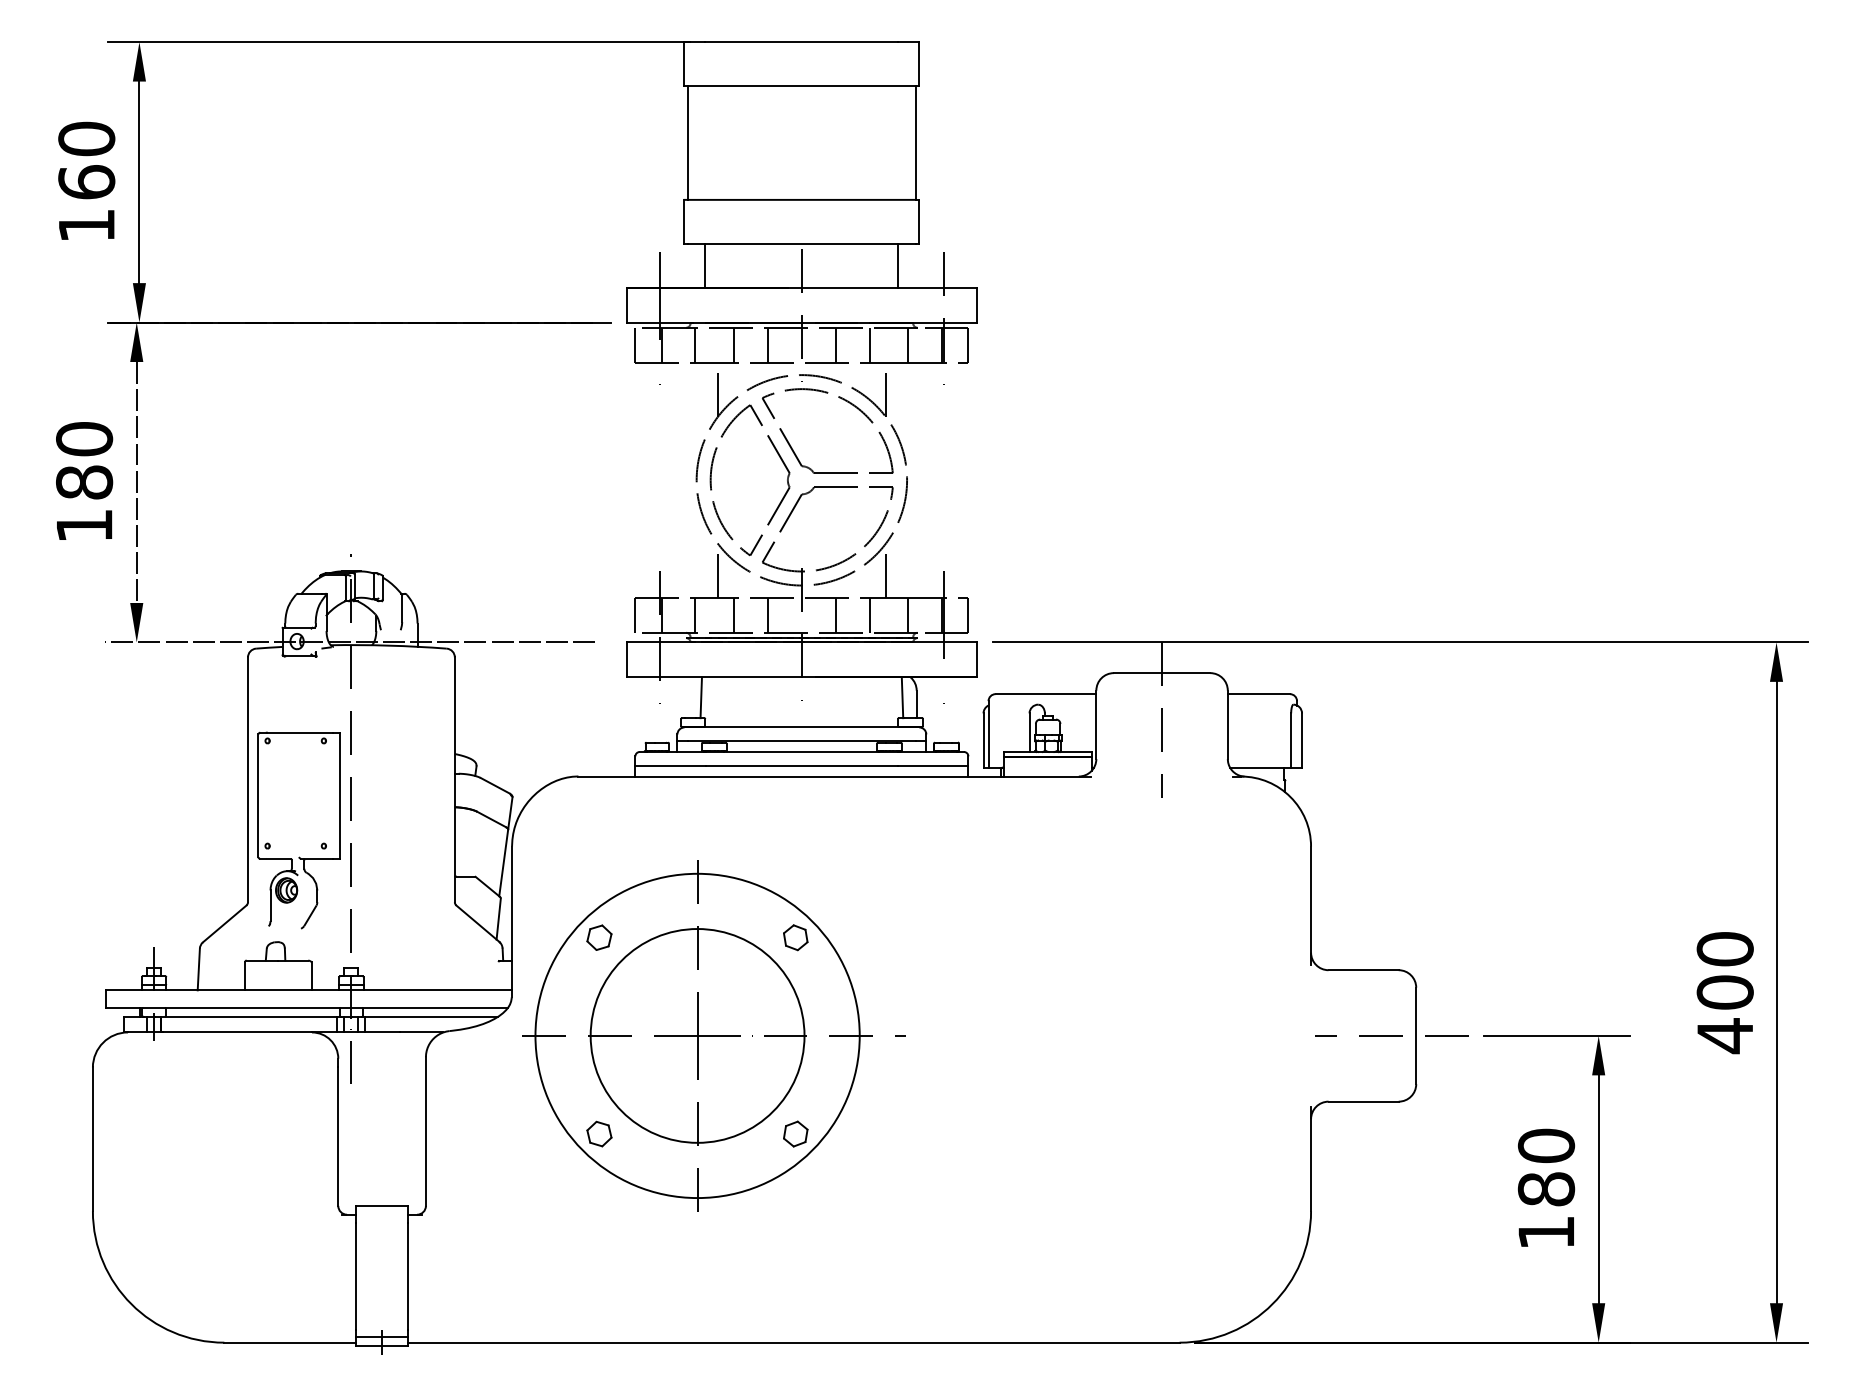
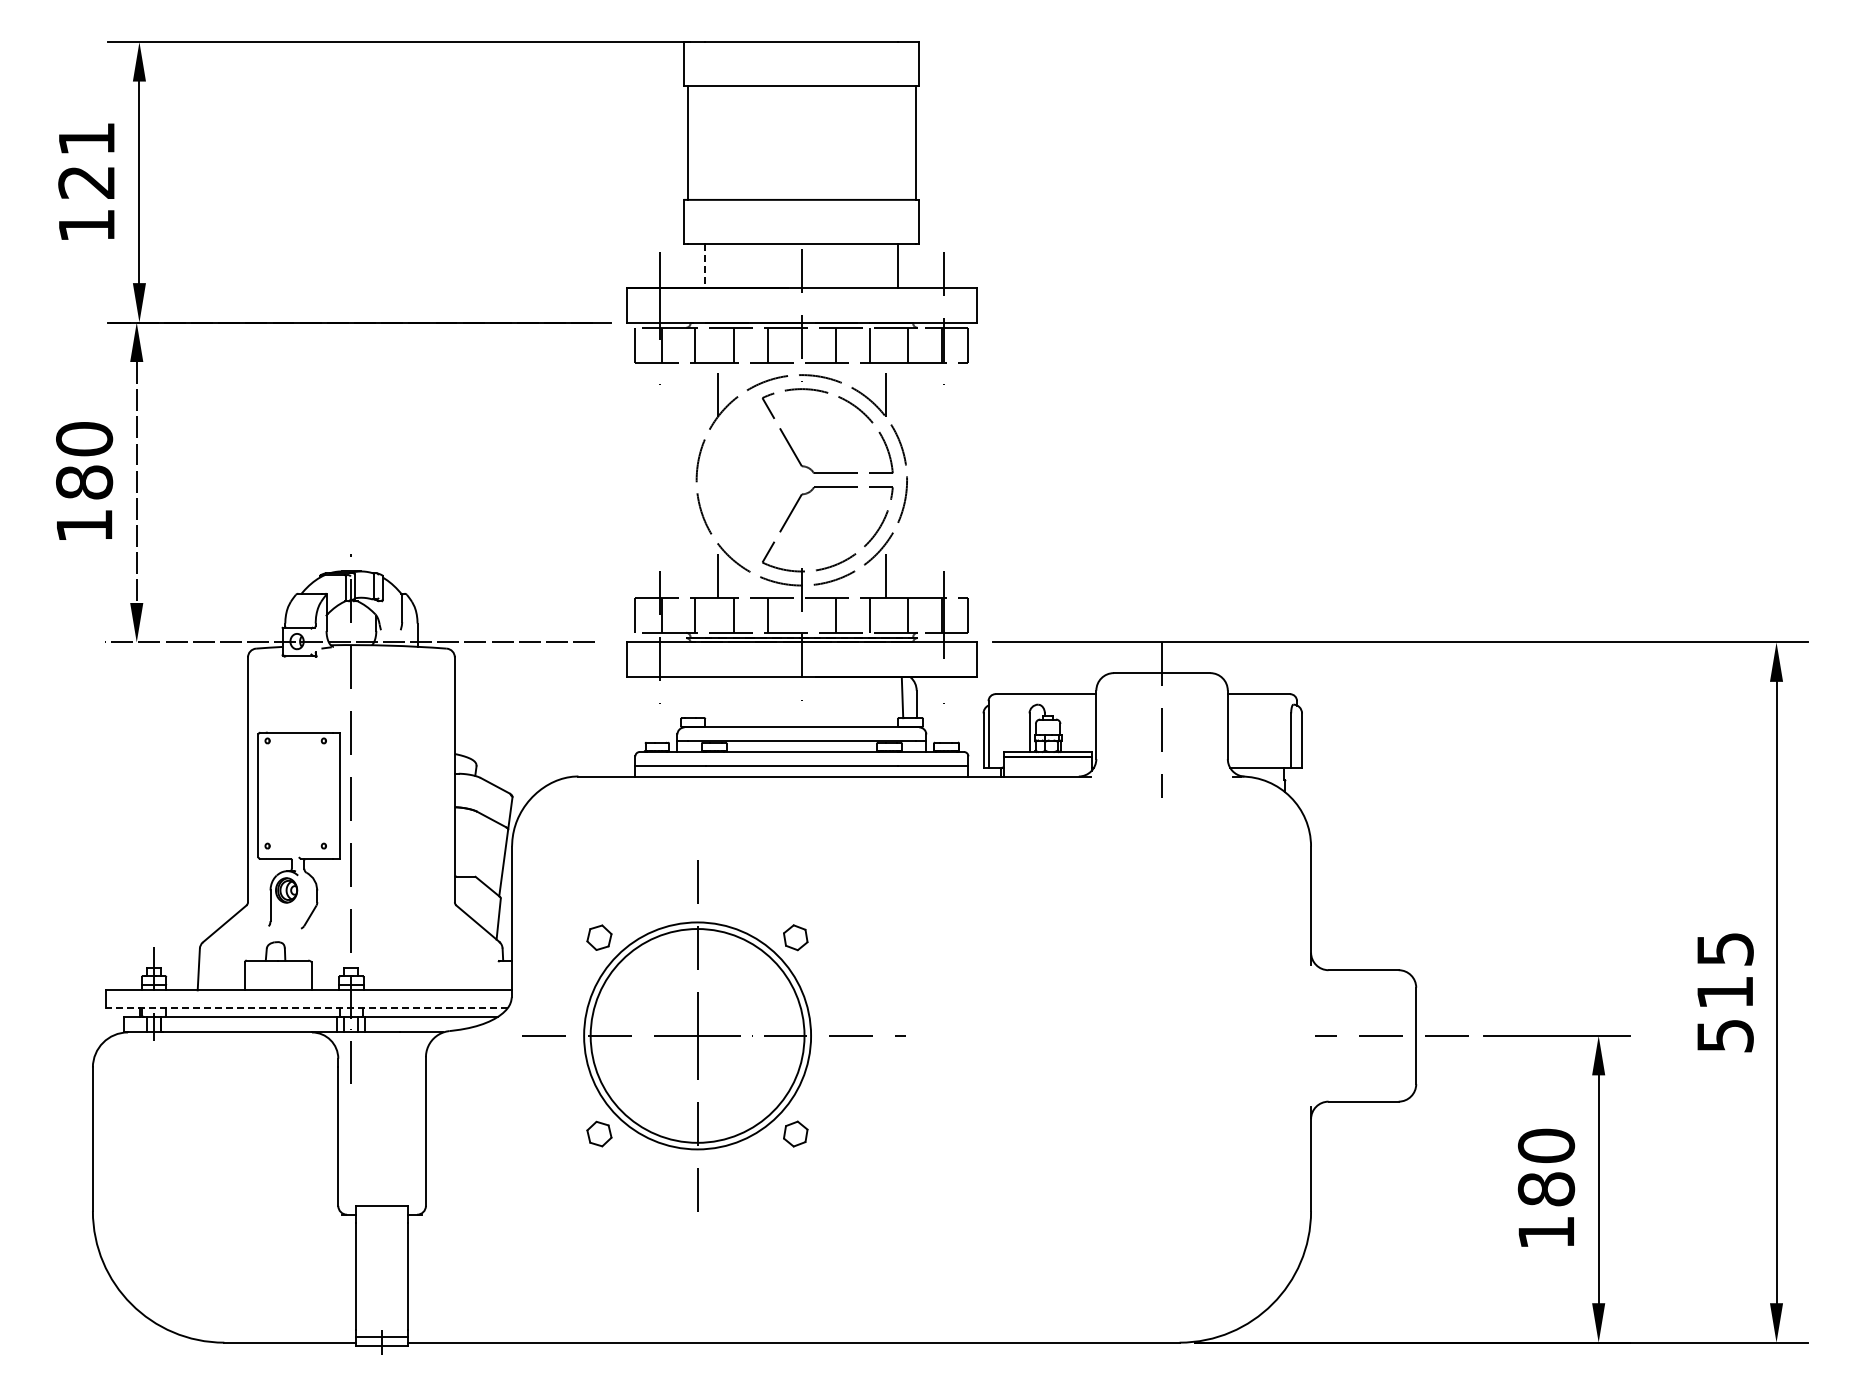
text: 160 -> 121 (86, 160)
line: solid -> dashed (705, 265)
part: present -> none (782, 497)
line: present -> none (700, 697)
text: 400 -> 515 (1724, 993)
line: solid -> dashed (306, 1007)
circle diameter: 324 px -> 227 px (697, 1035)
